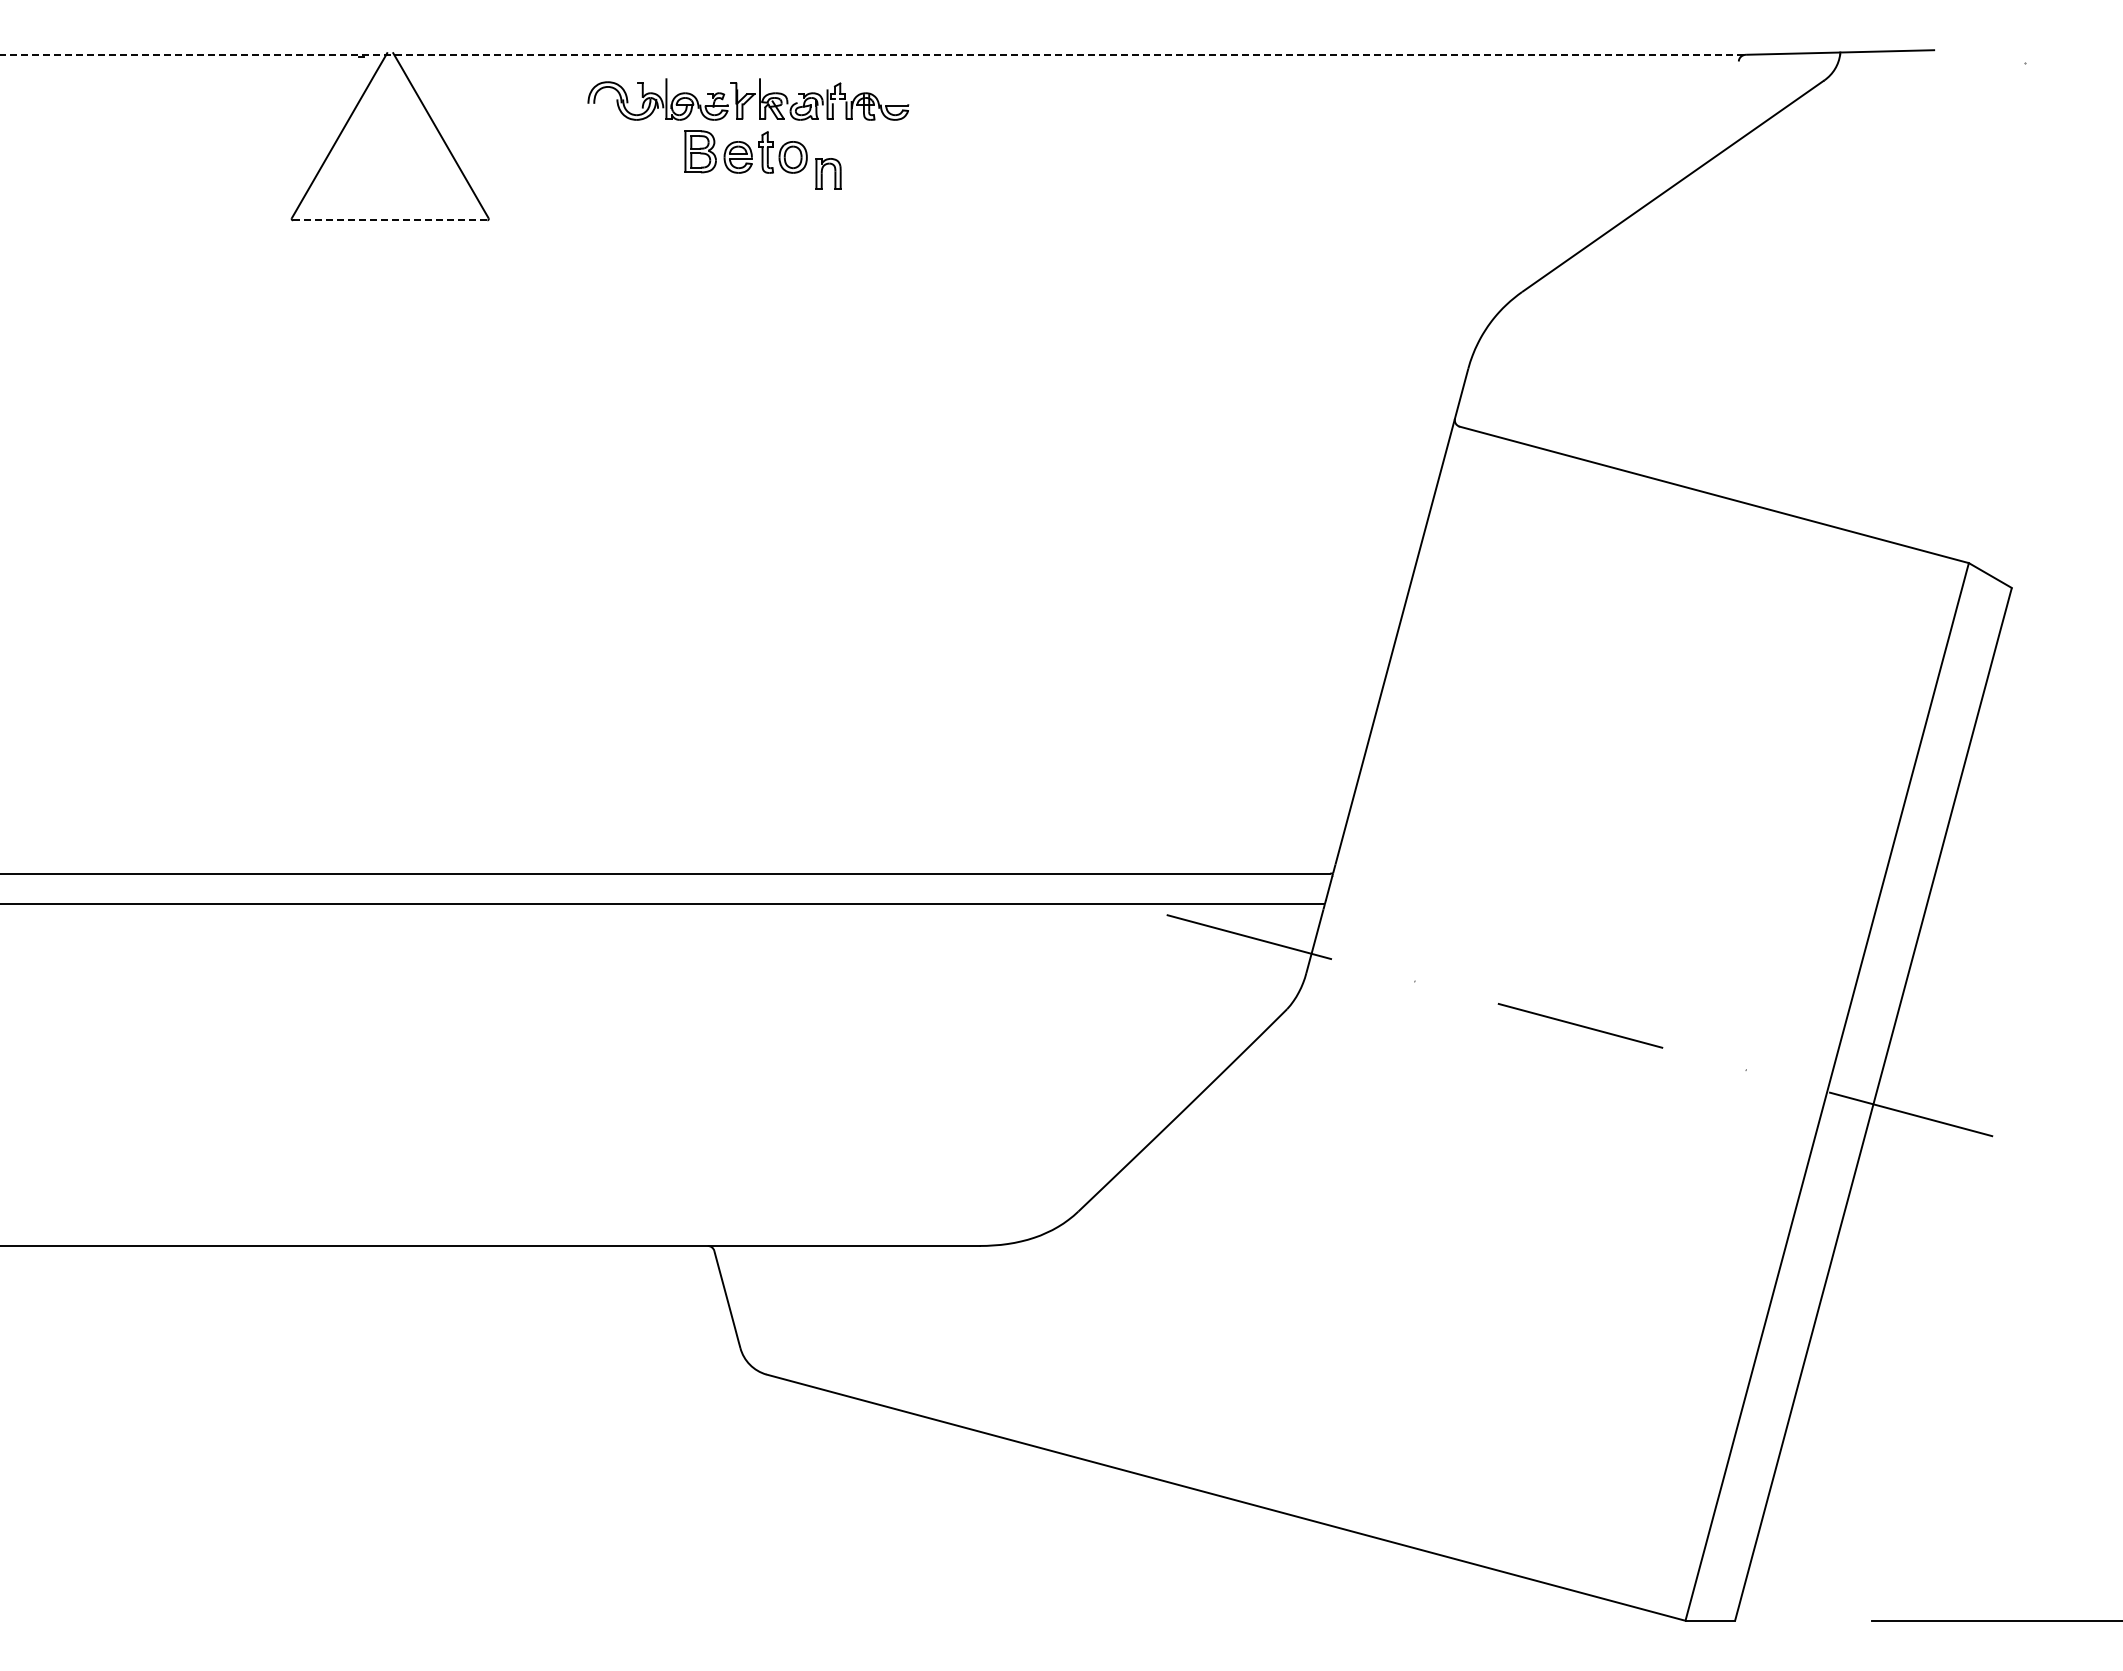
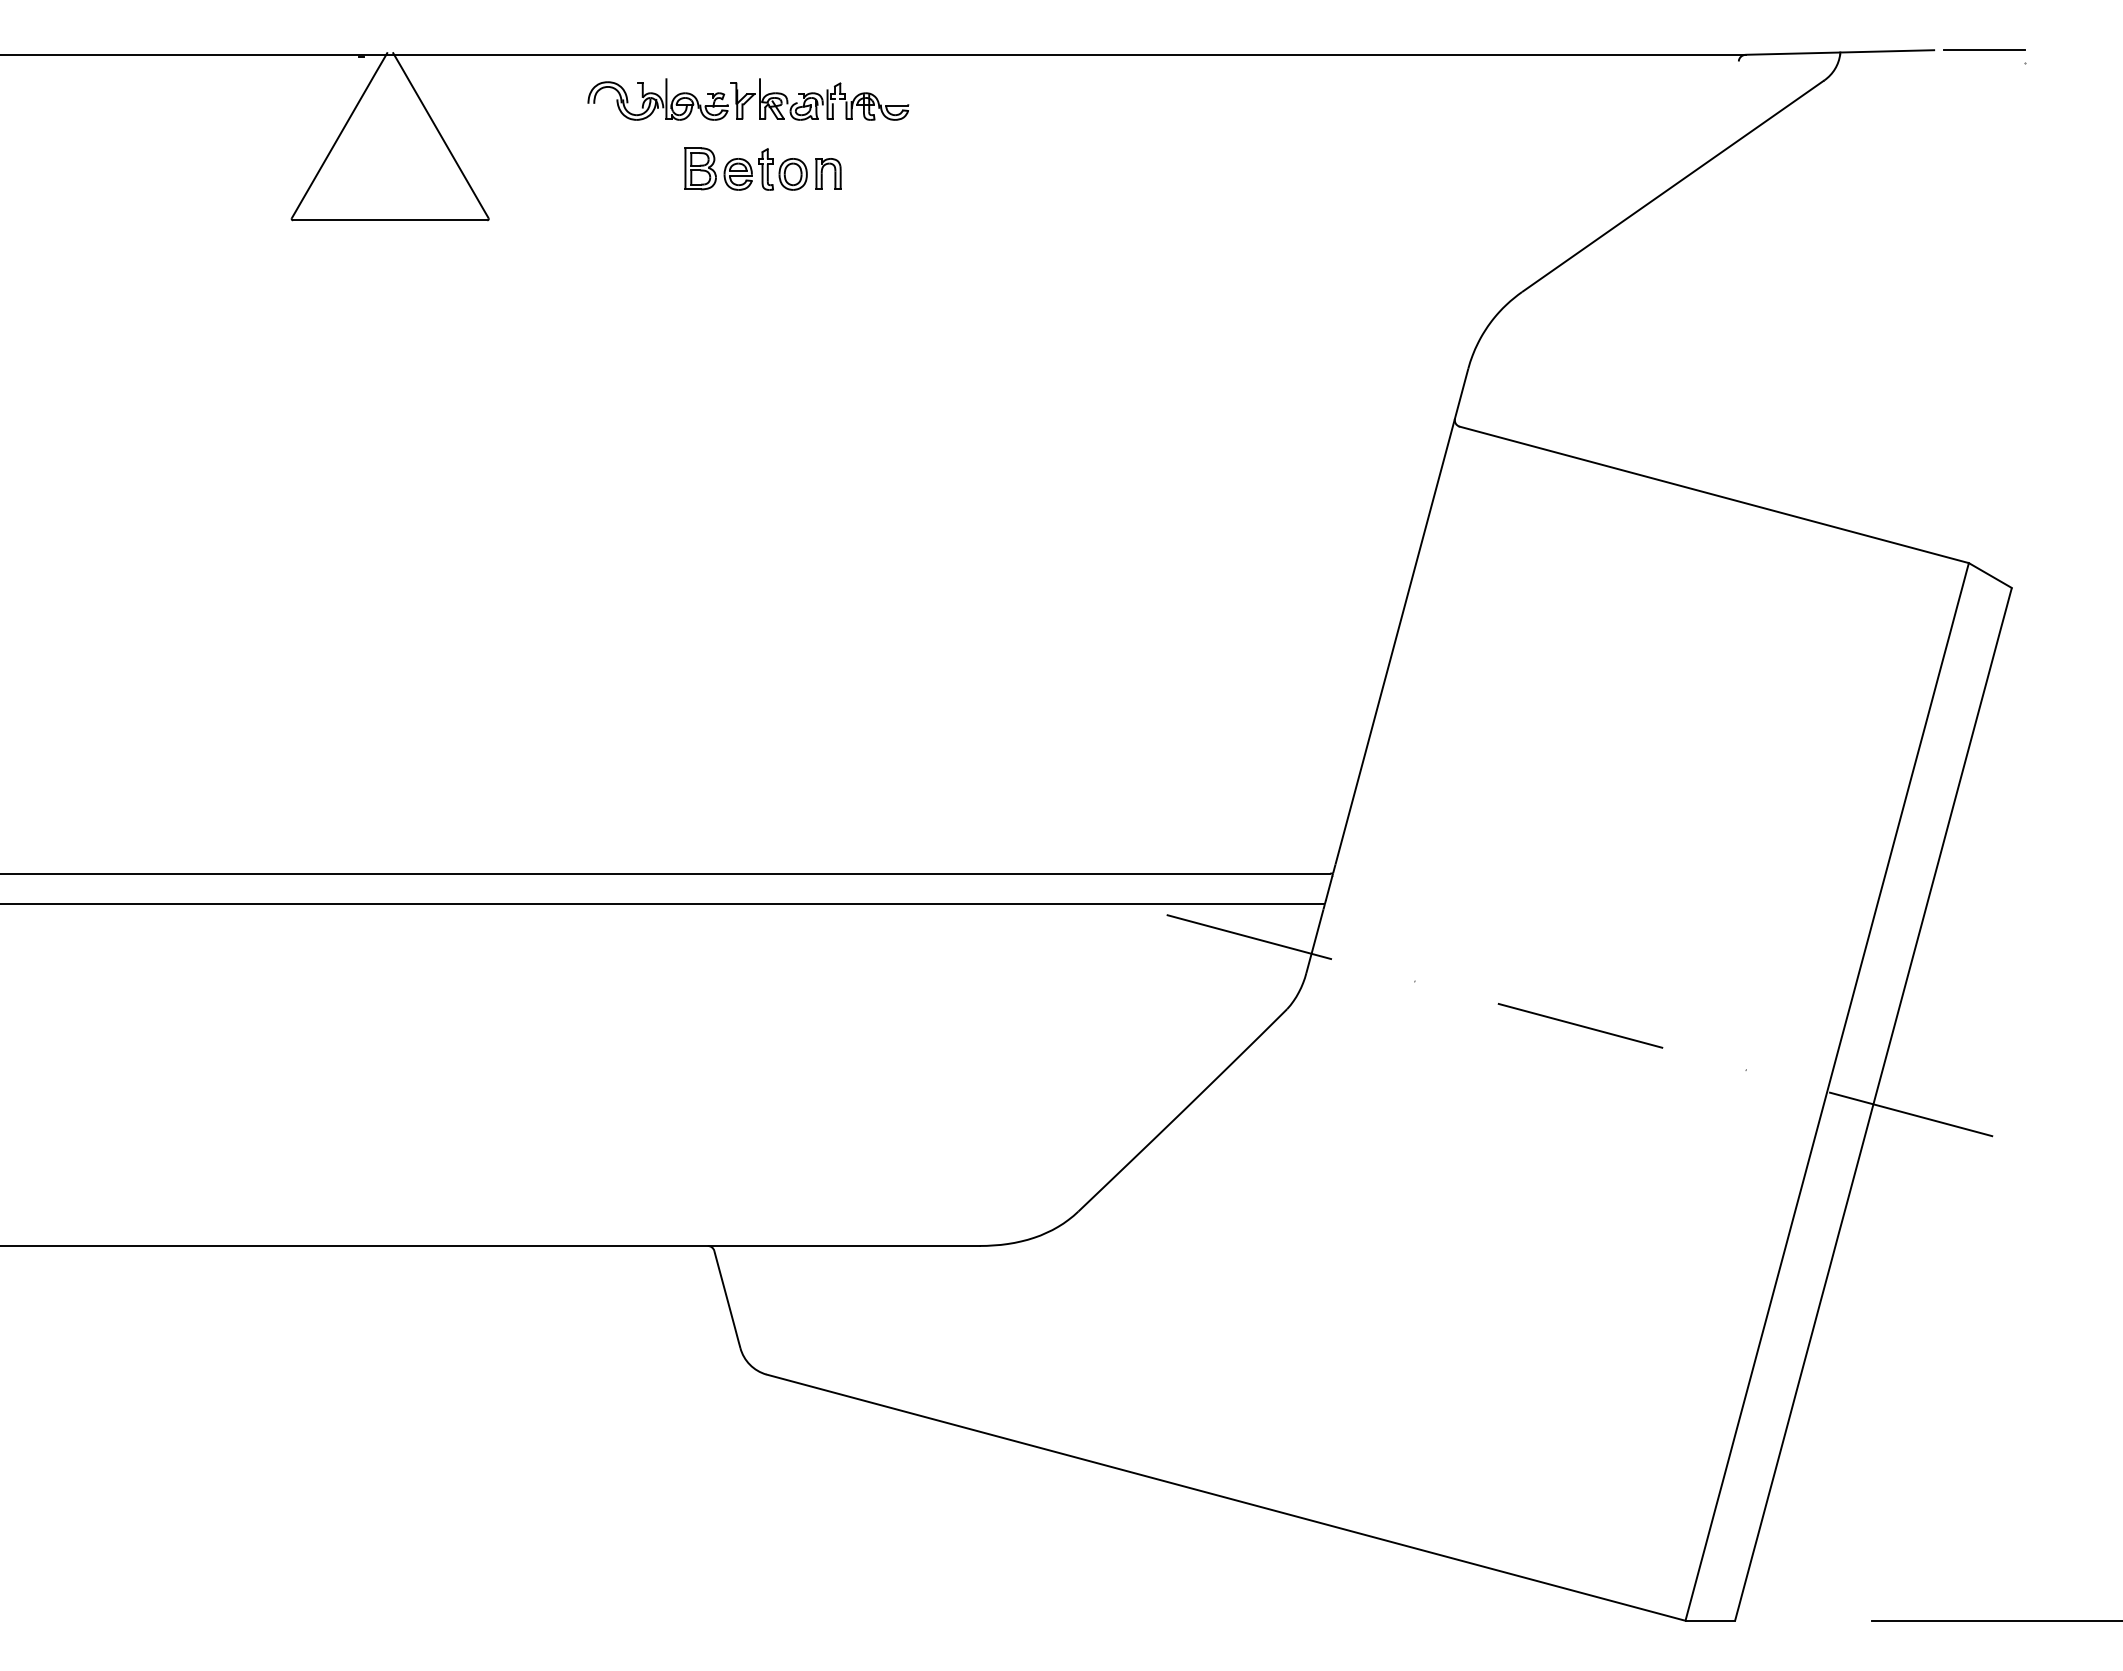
line: none -> present (1984, 50)
line: dashed -> solid (873, 54)
part position: (745, 151) -> (745, 168) (745, 168)
line: dashed -> solid (390, 220)
